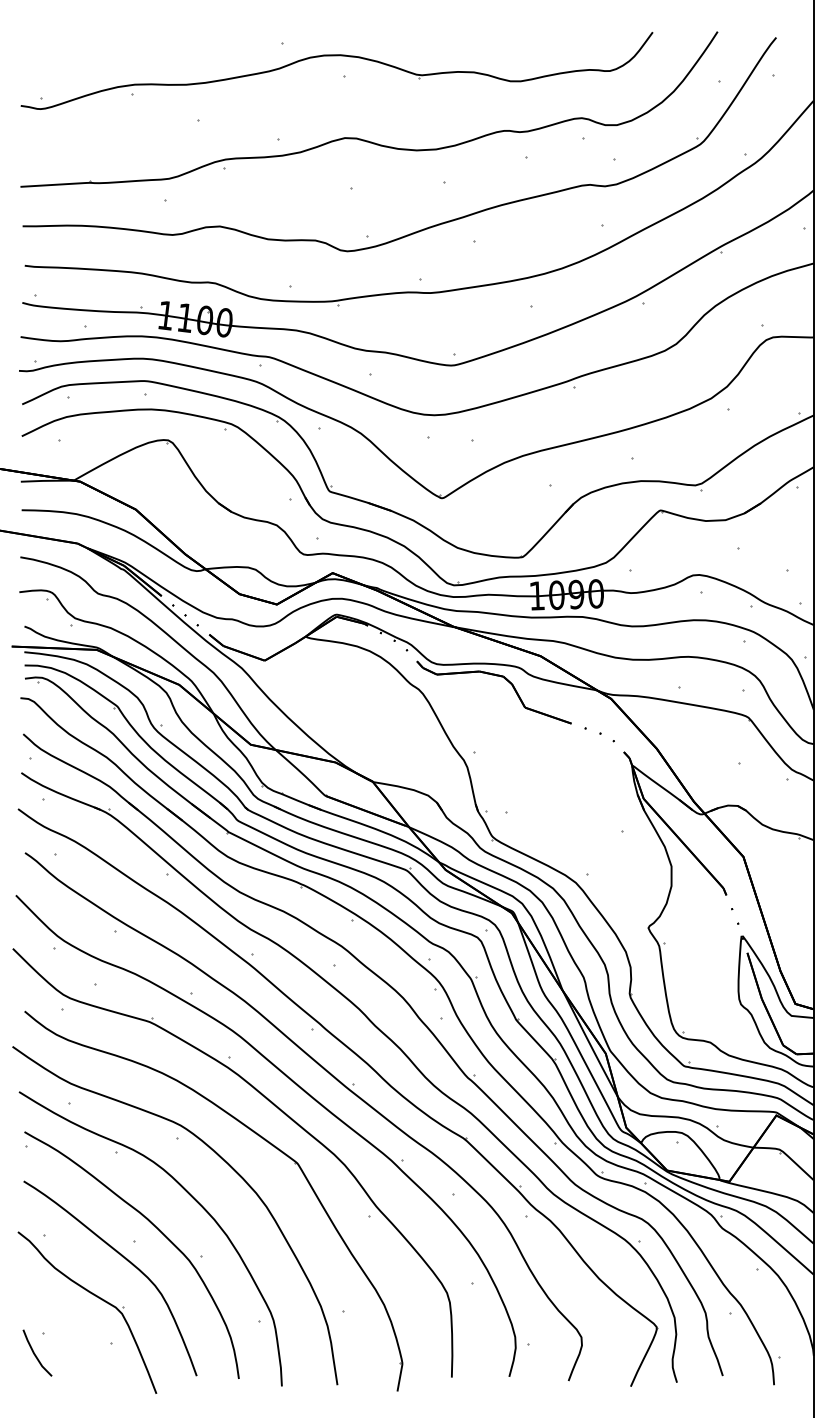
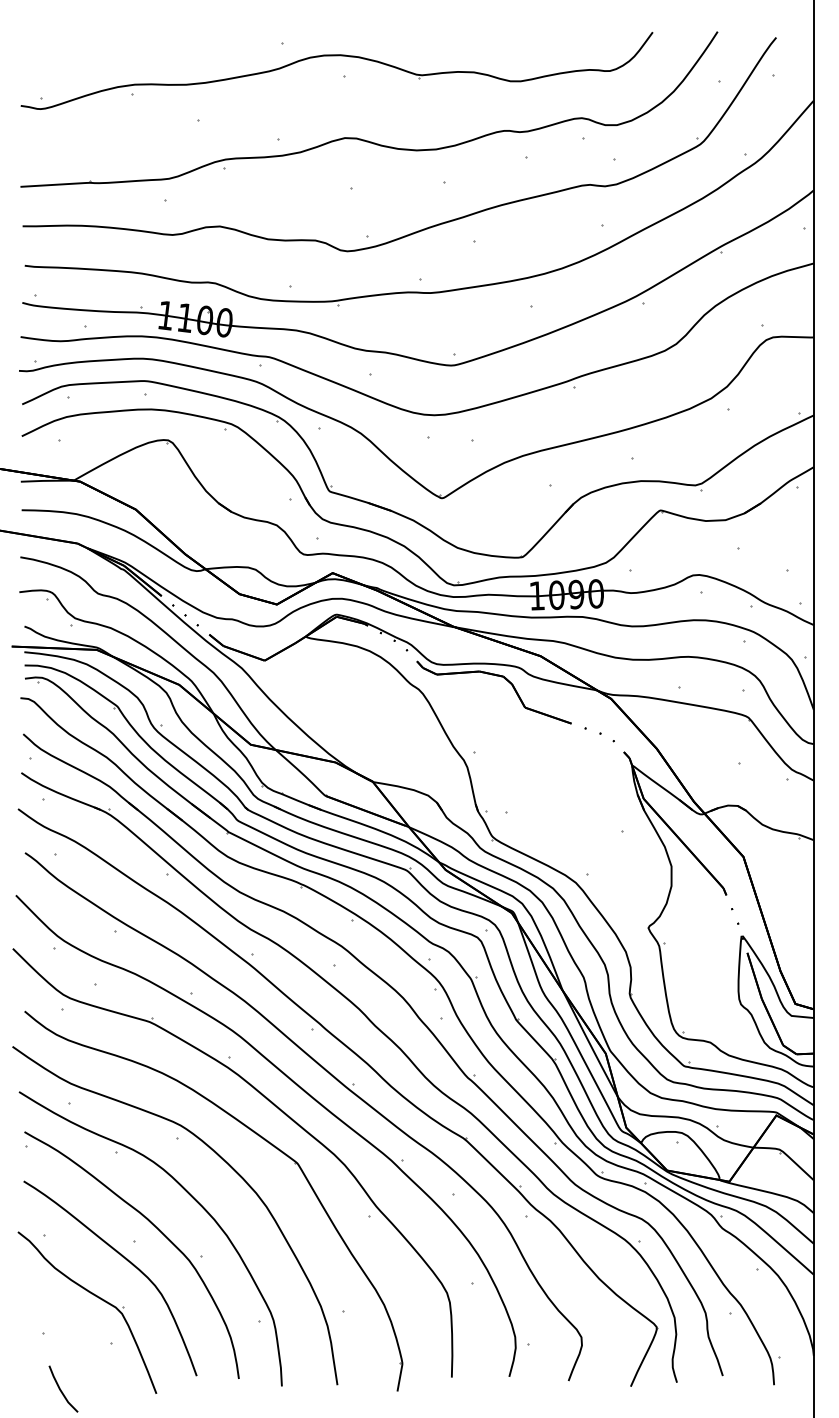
line position: (35, 1353) -> (61, 1389) (61, 1389)
